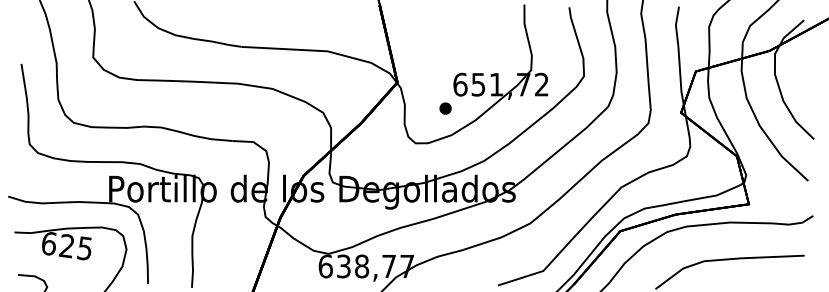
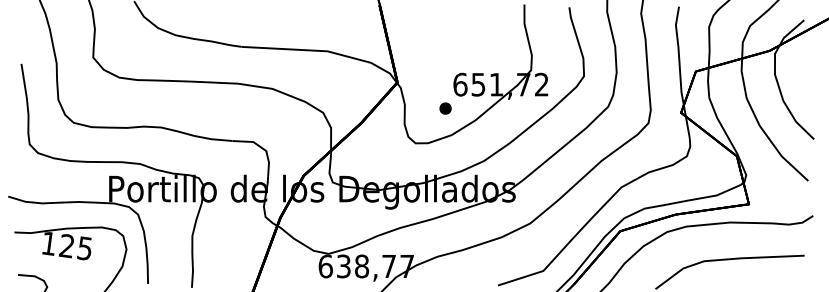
text: 625 -> 125 (49, 243)
